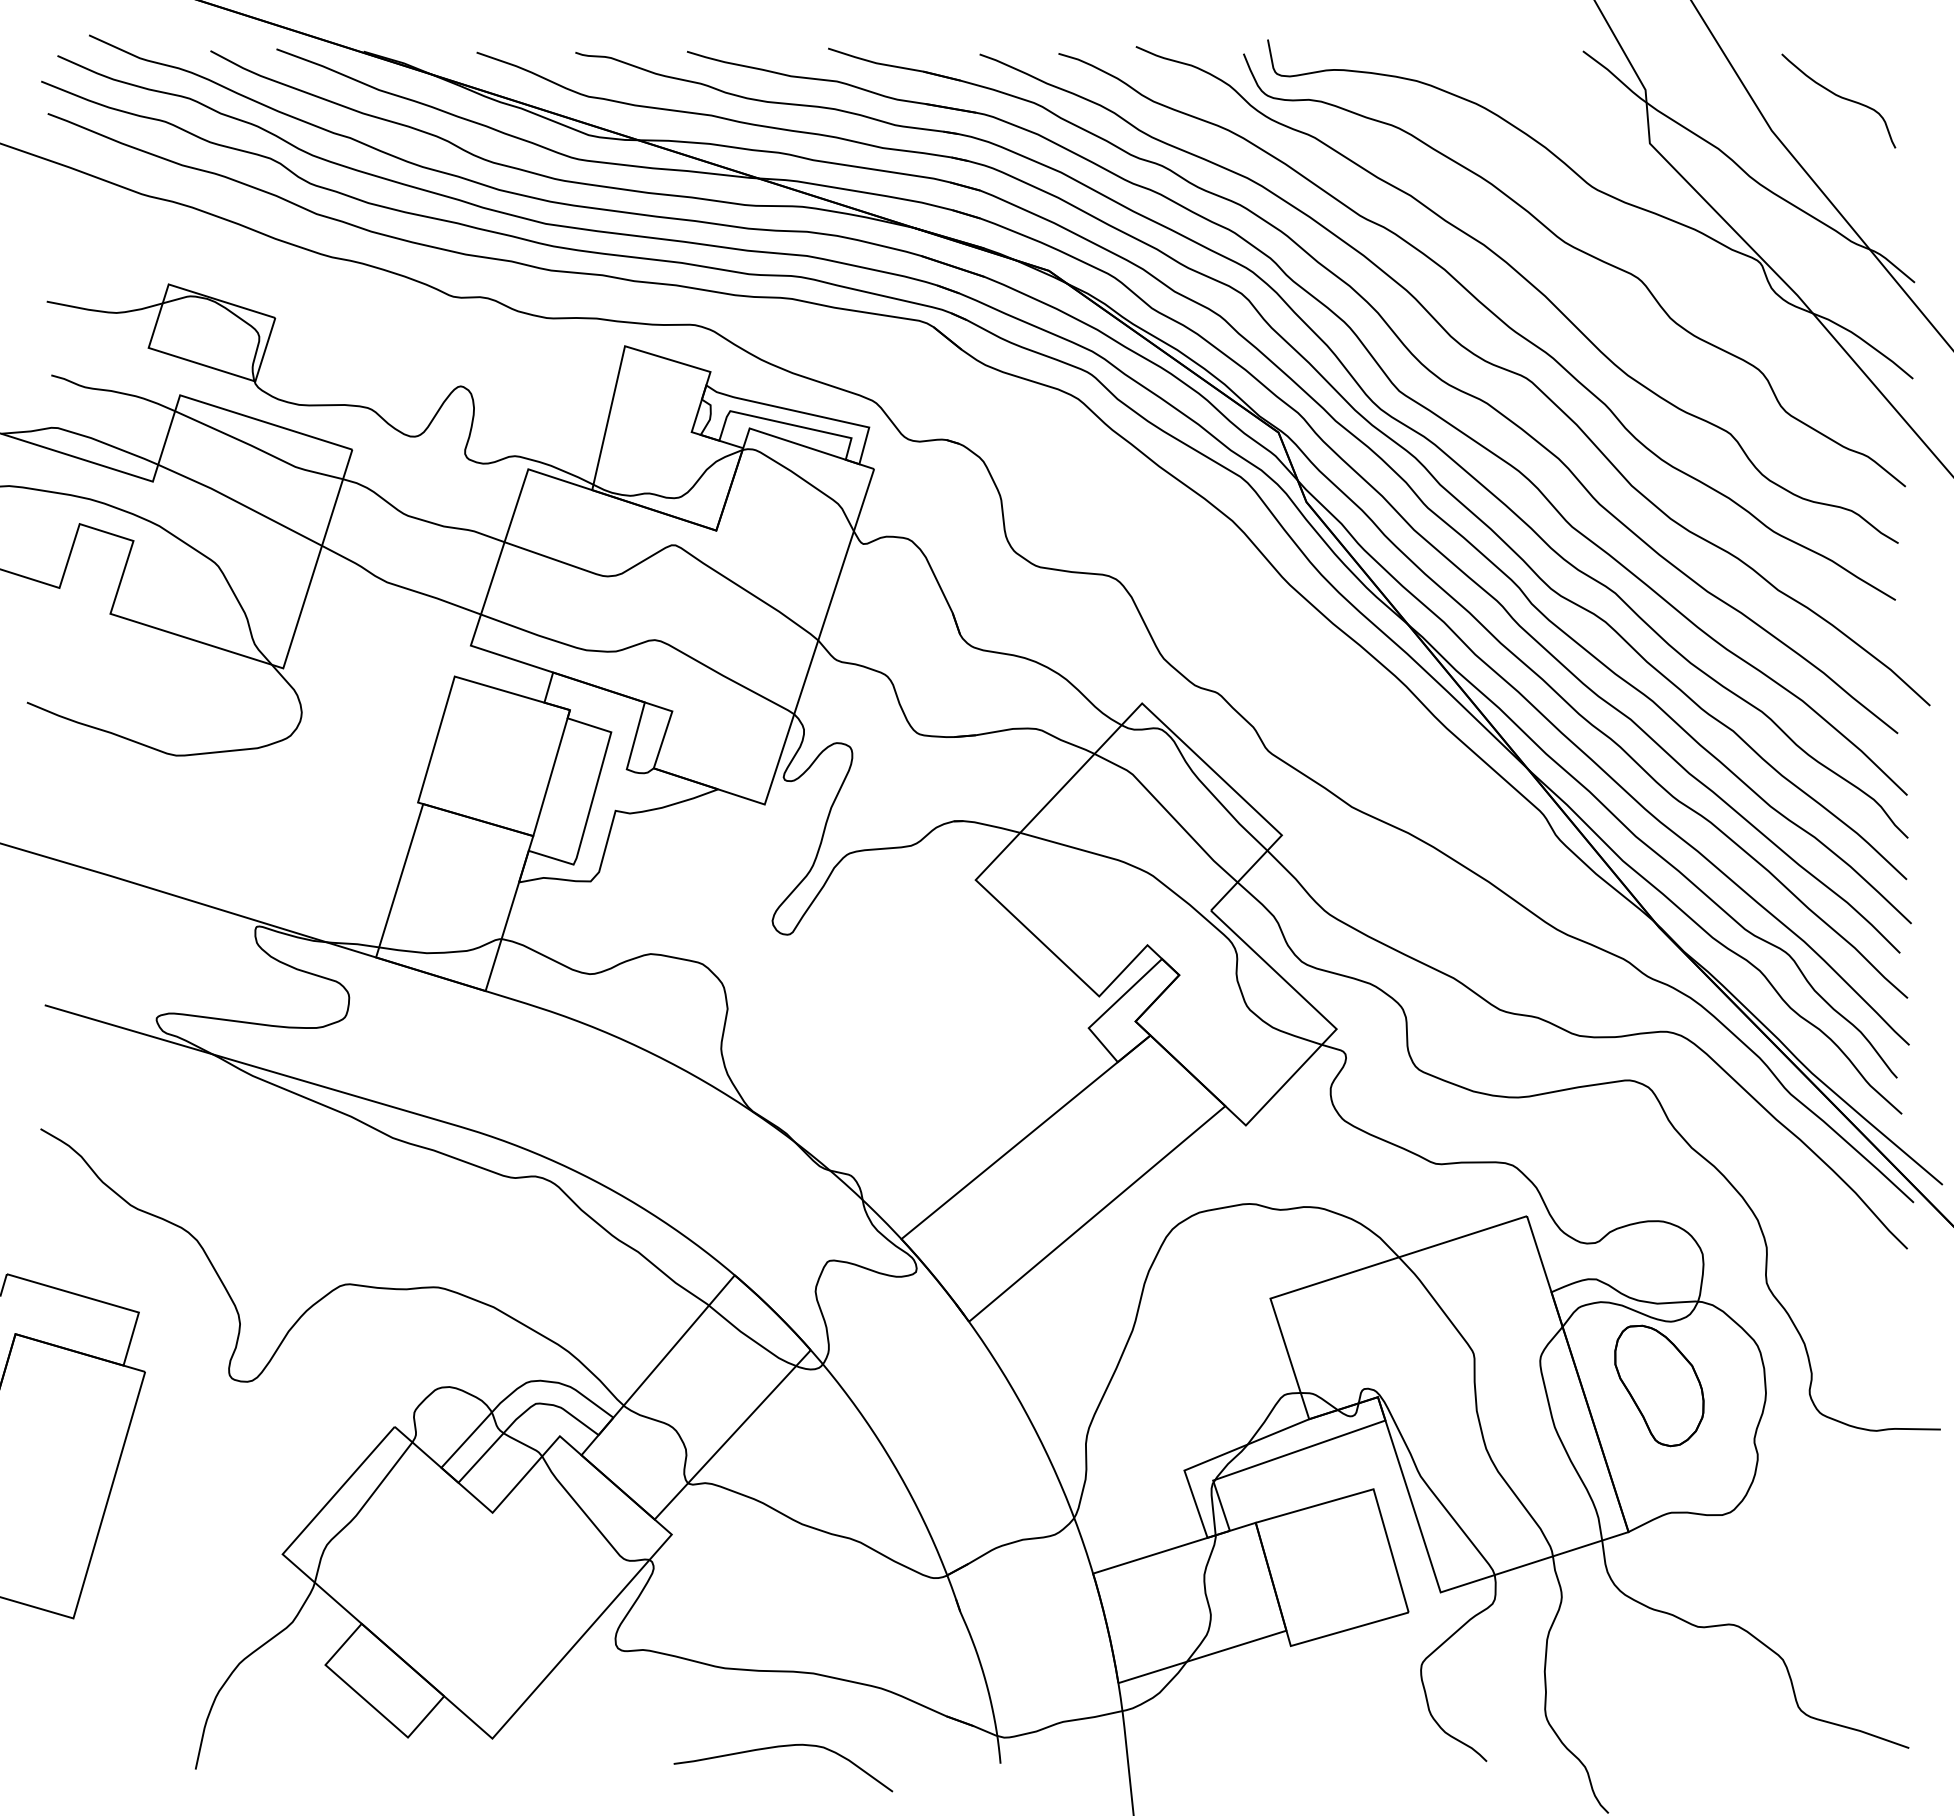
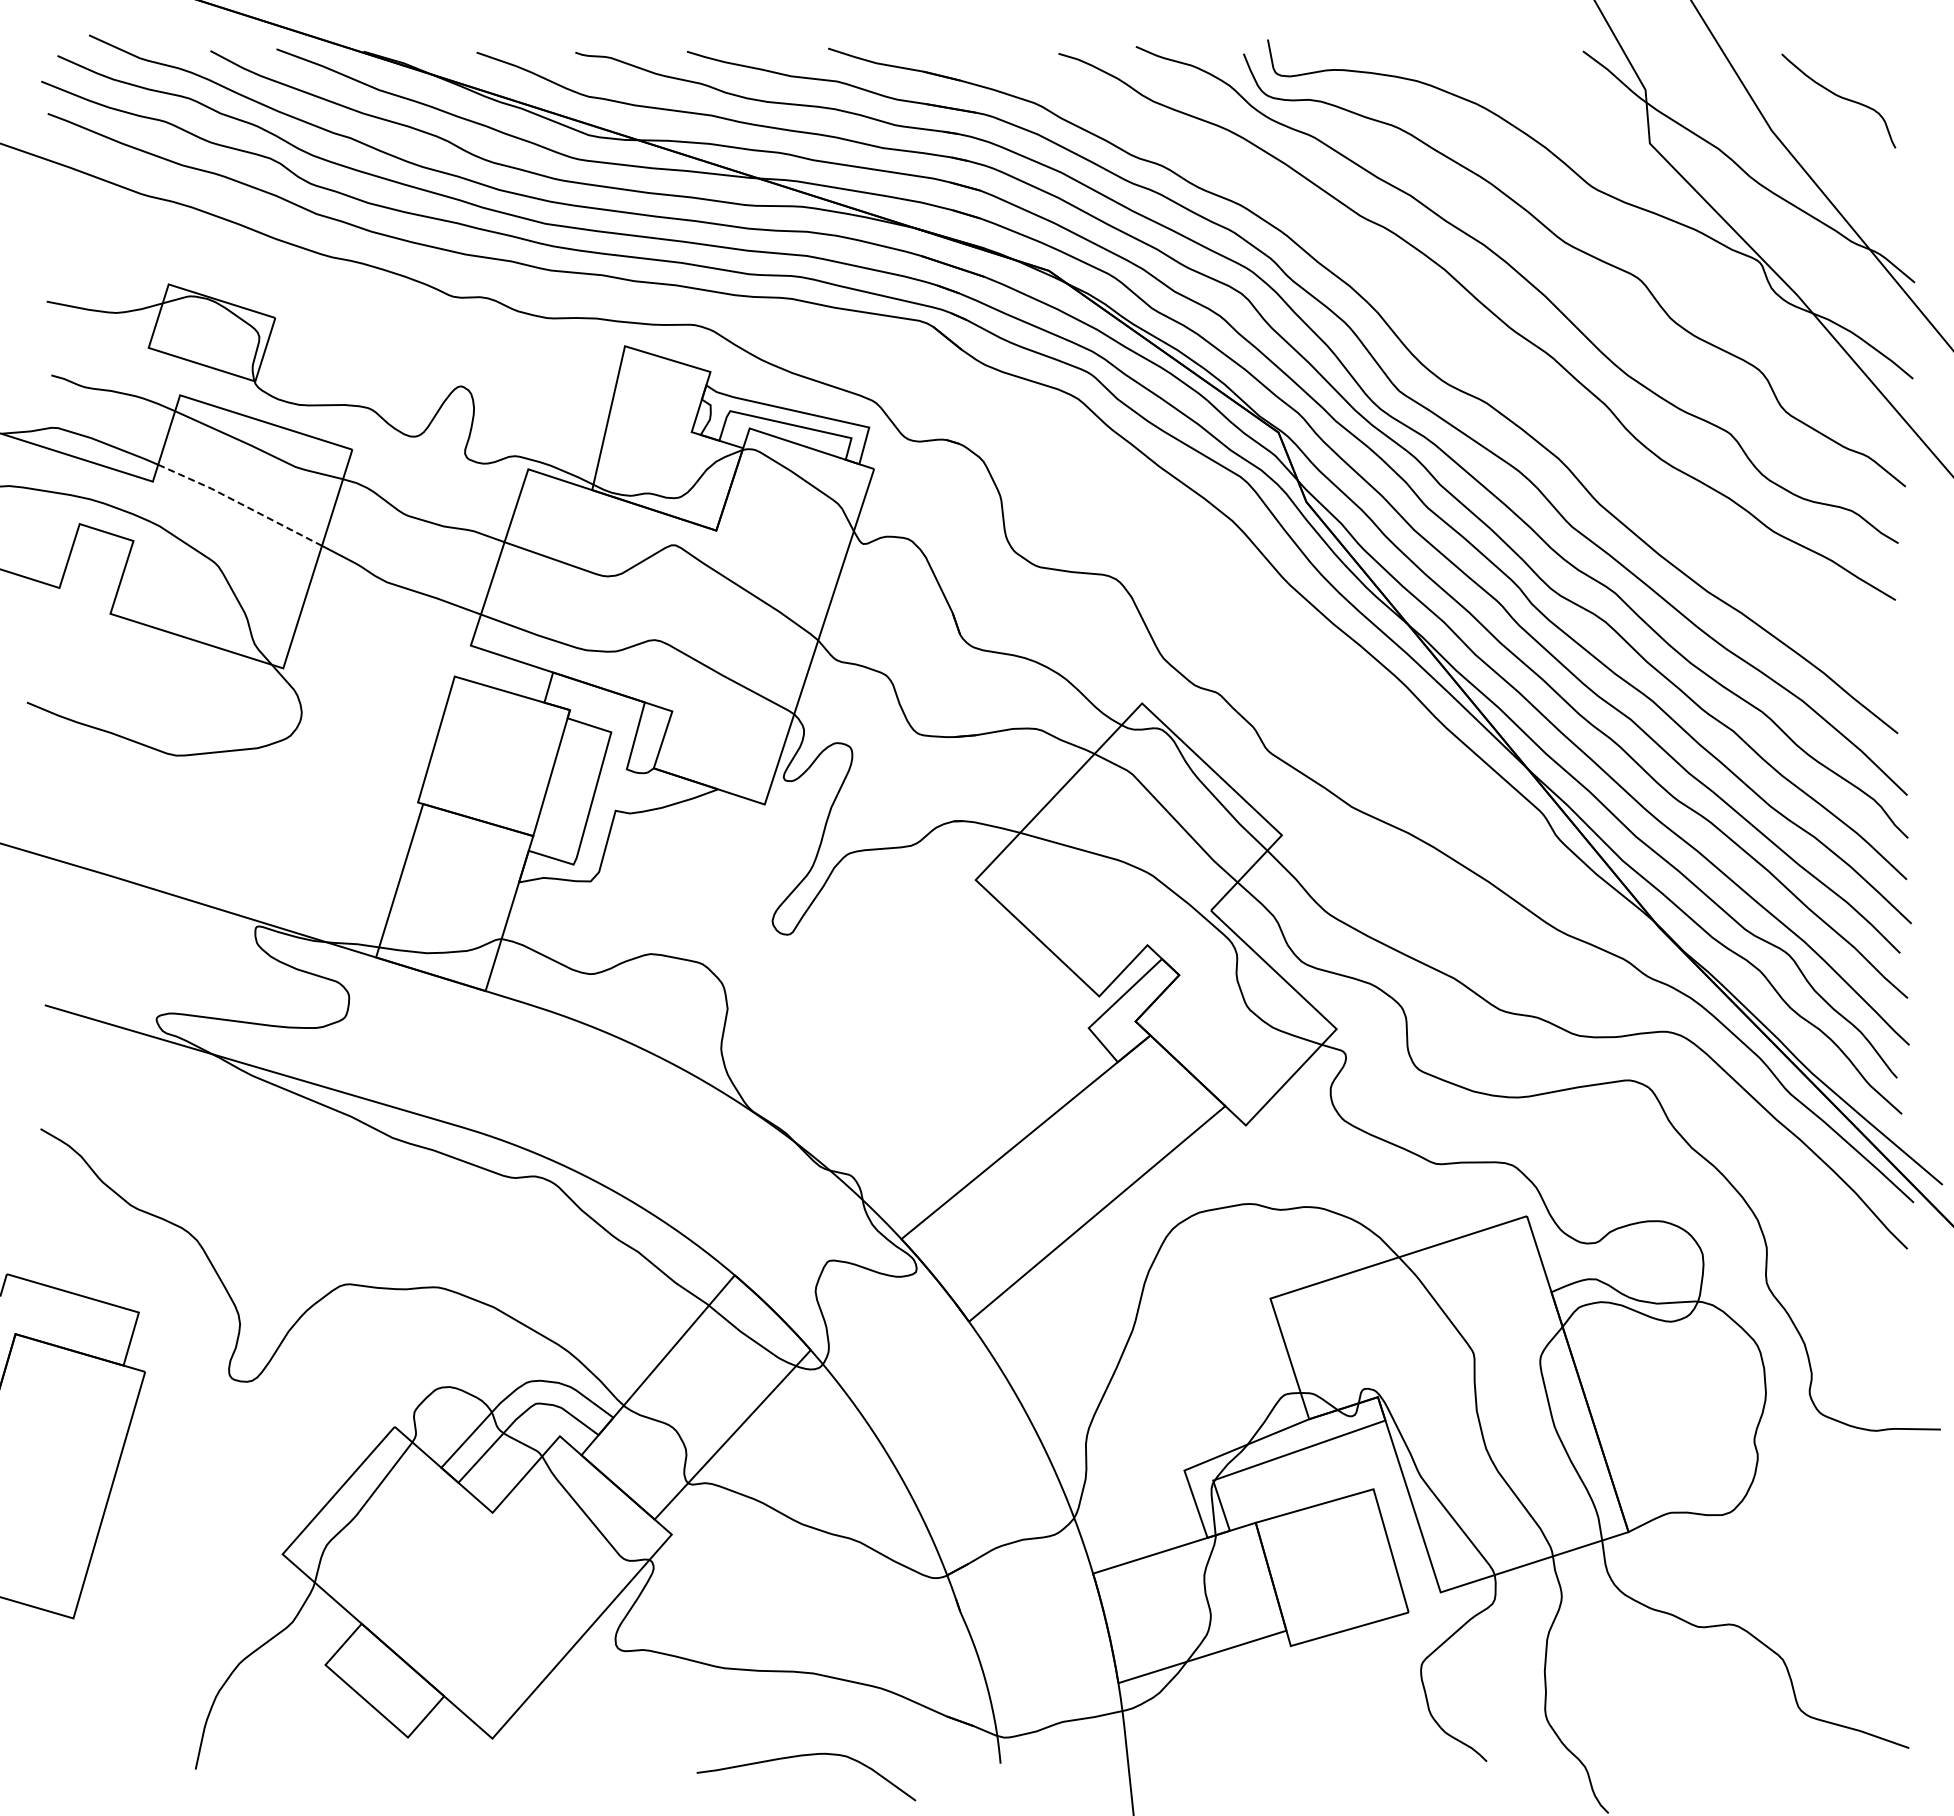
curve: present -> none (1472, 354)
line: solid -> dashed (240, 503)
part: present -> none (1659, 1385)
curve position: (781, 1747) -> (804, 1756) (804, 1756)
